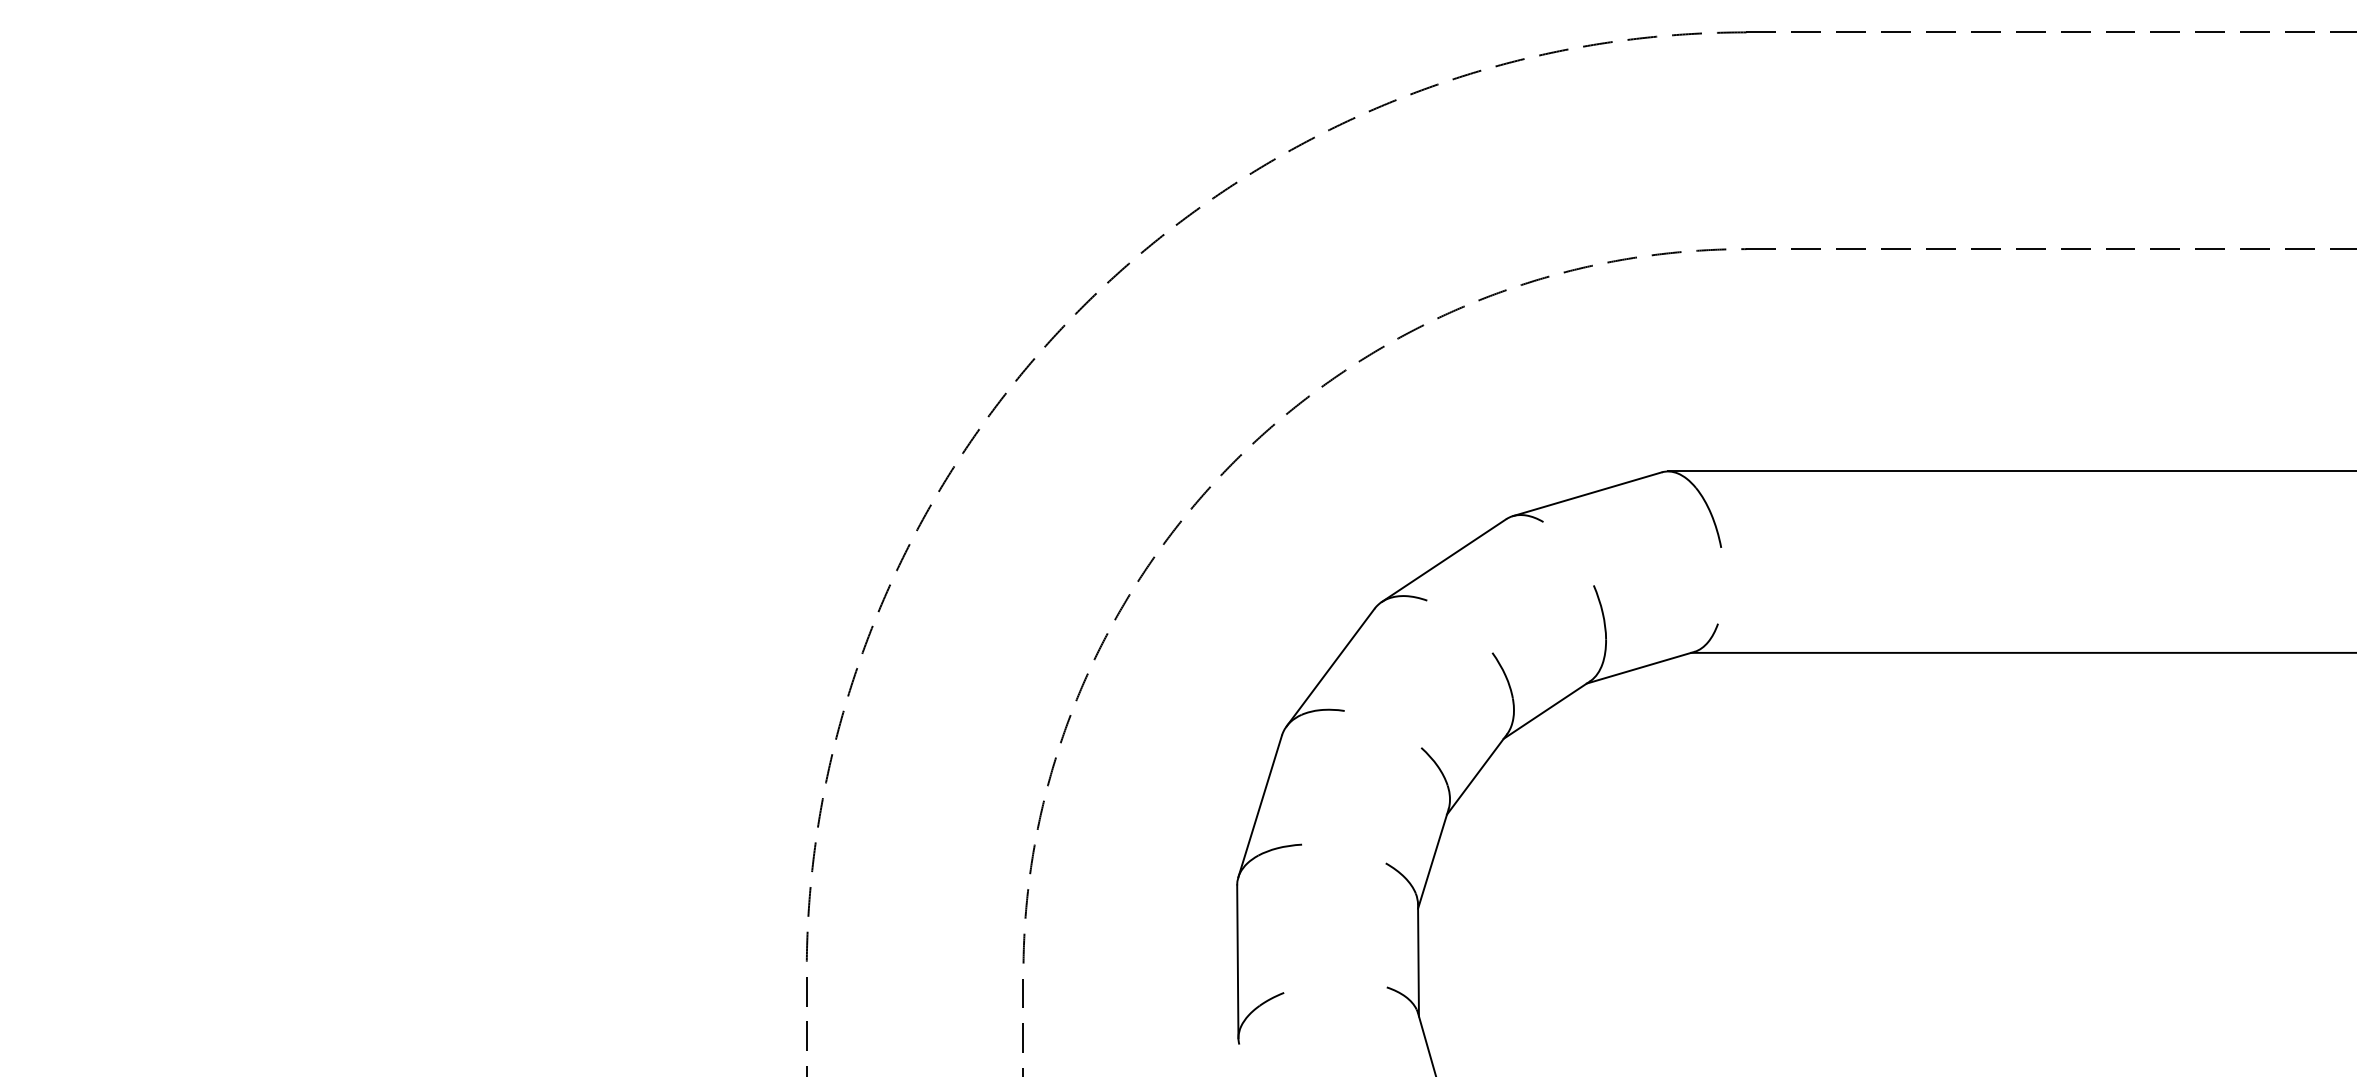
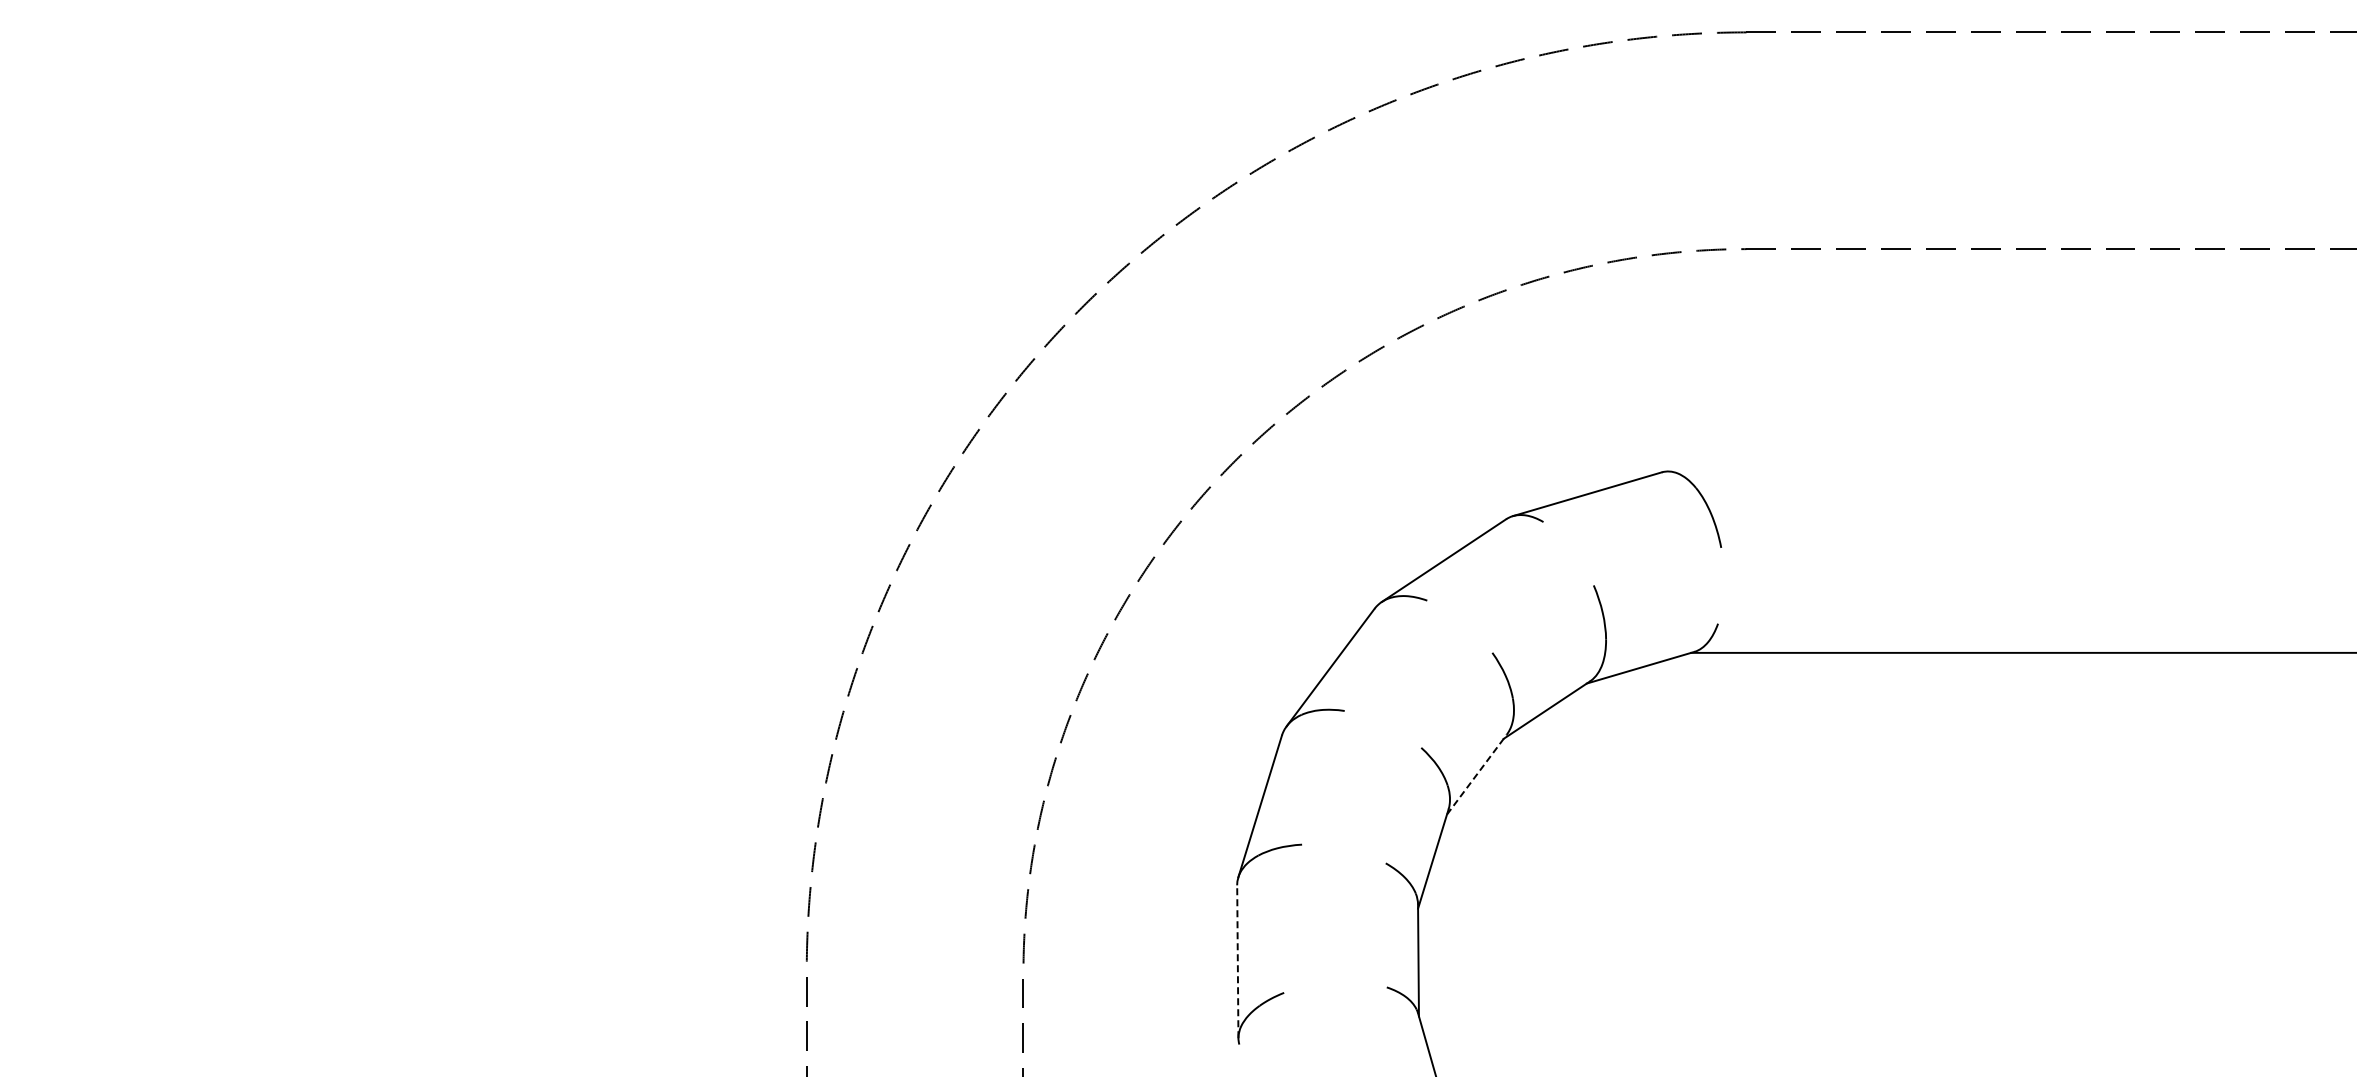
line: present -> none (2010, 471)
line: solid -> dashed (1476, 774)
line: solid -> dashed (1237, 961)
